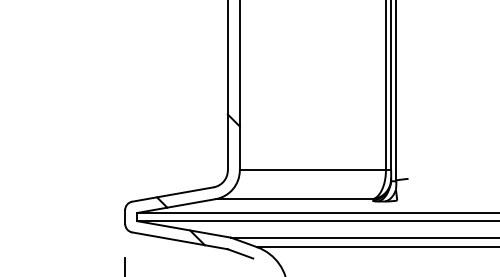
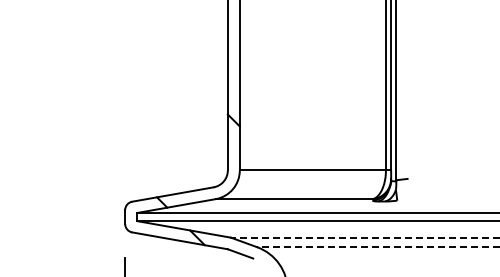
line: solid -> dashed (364, 237)
line: solid -> dashed (378, 247)
